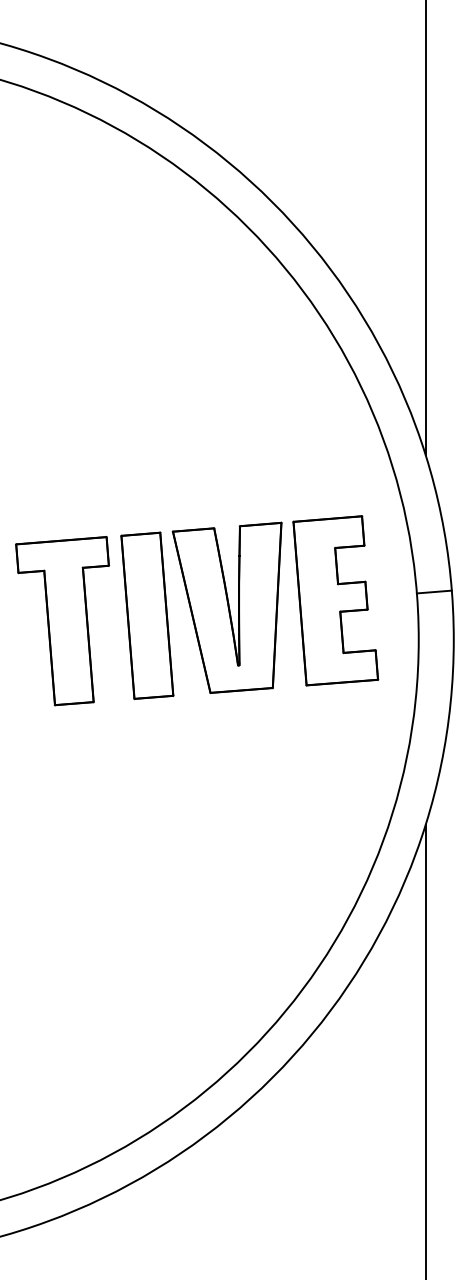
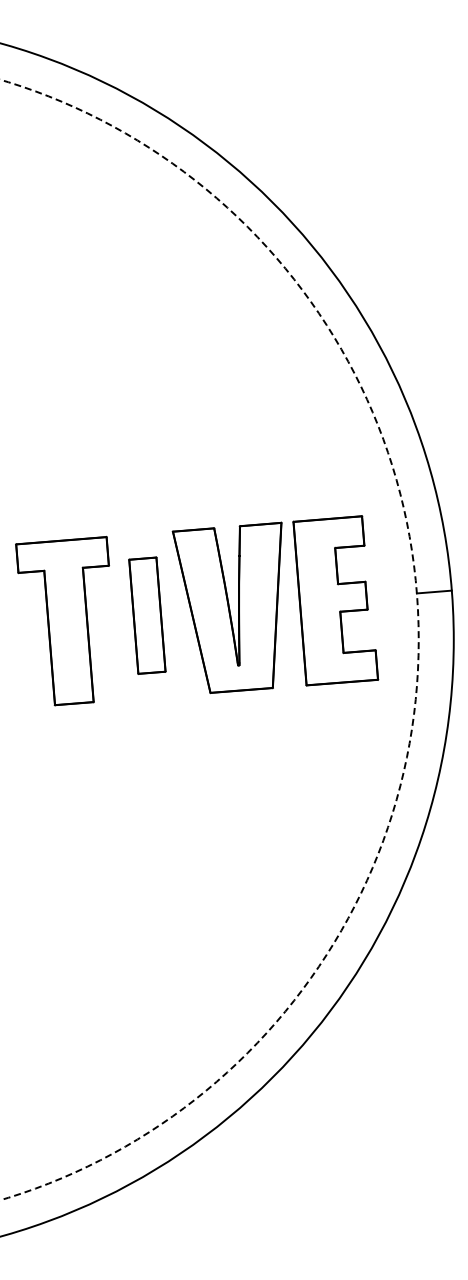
line: present -> none (425, 228)
part size: 55x169 px -> 39x119 px (147, 615)
circle: solid -> dashed (209, 639)
line: present -> none (425, 1050)
